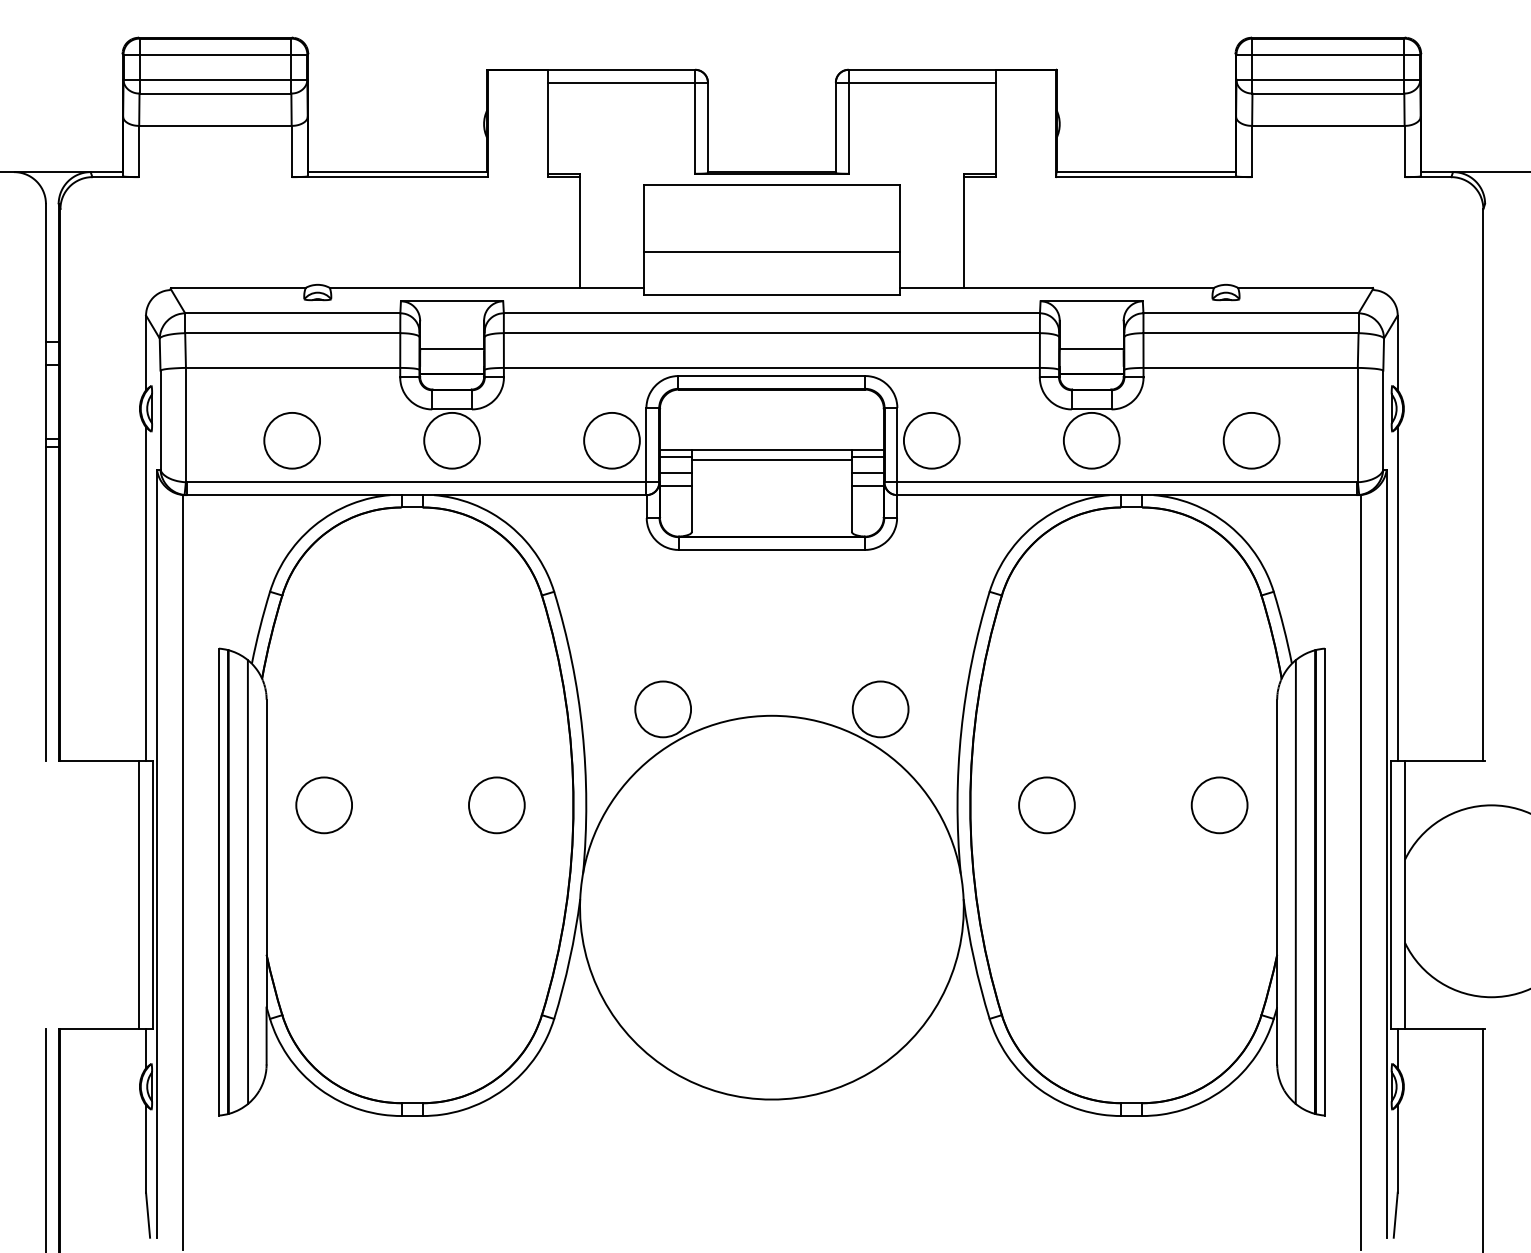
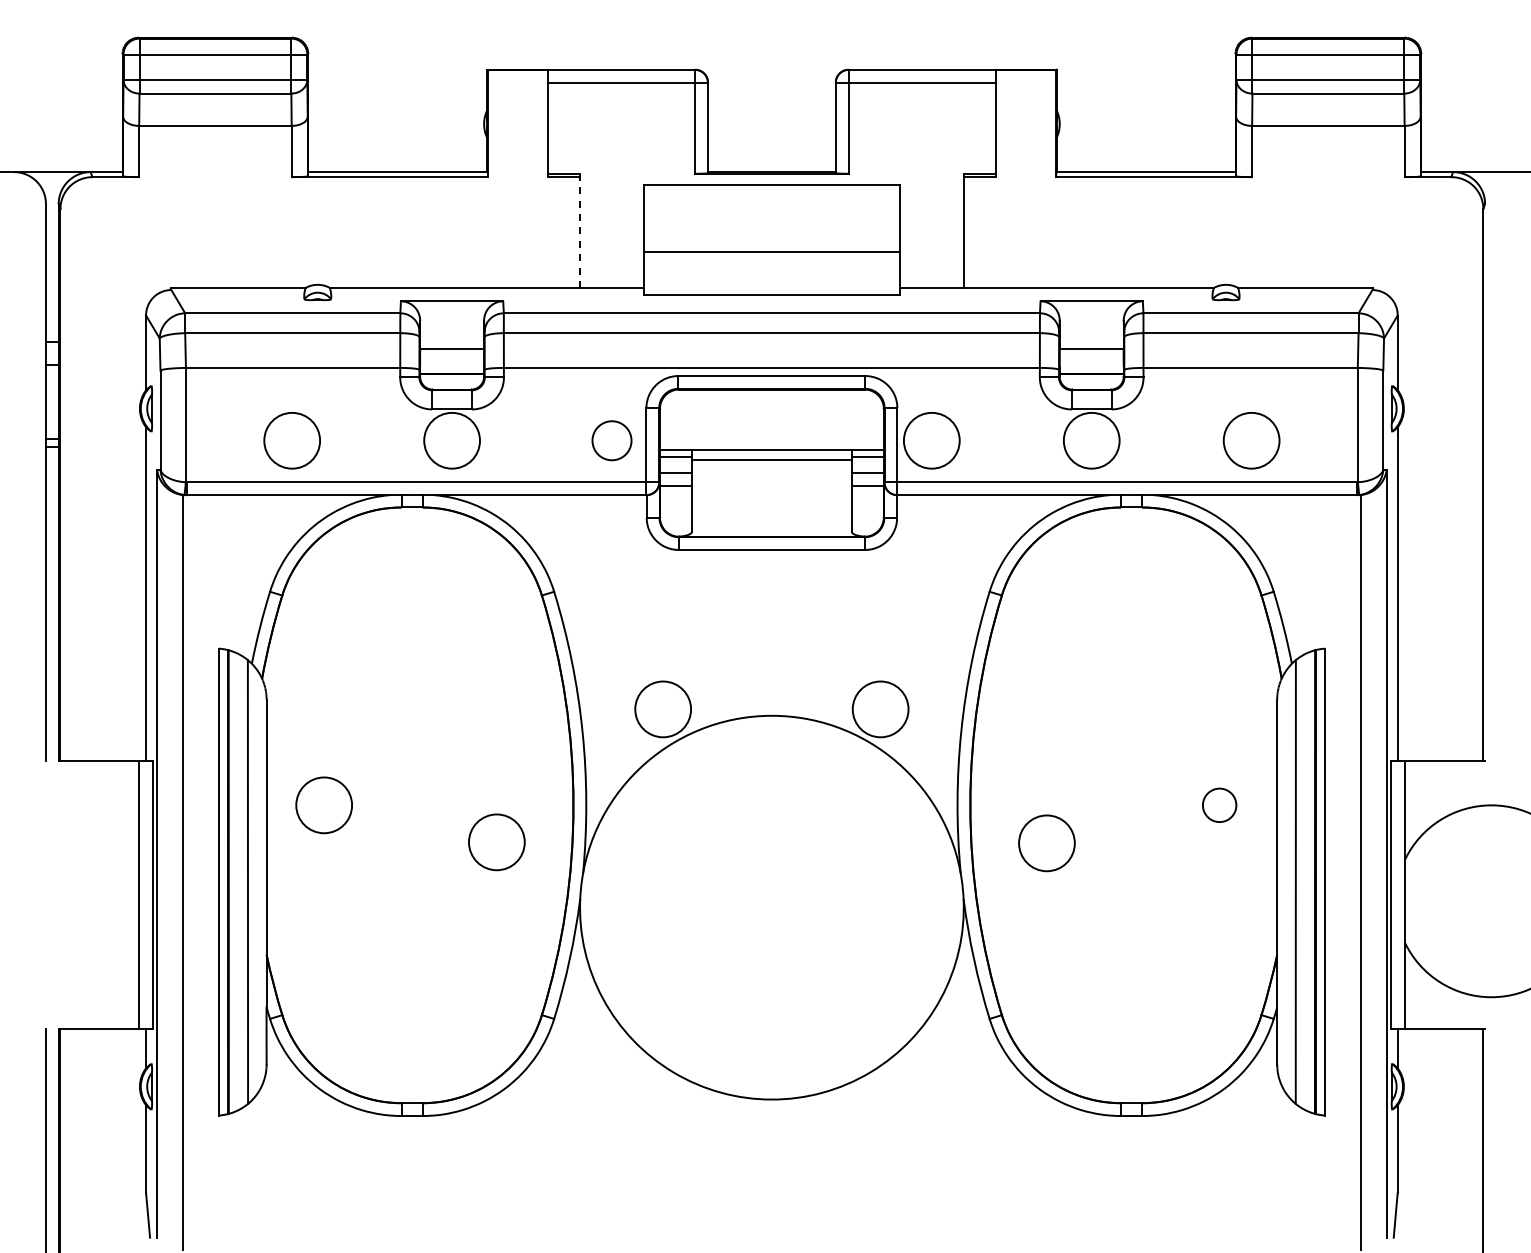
line: solid -> dashed (580, 230)
circle diameter: 56 px -> 39 px (611, 440)
circle position: (496, 805) -> (496, 842) (496, 842)
circle position: (1046, 805) -> (1046, 843) (1046, 843)
circle diameter: 56 px -> 33 px (1219, 805)
